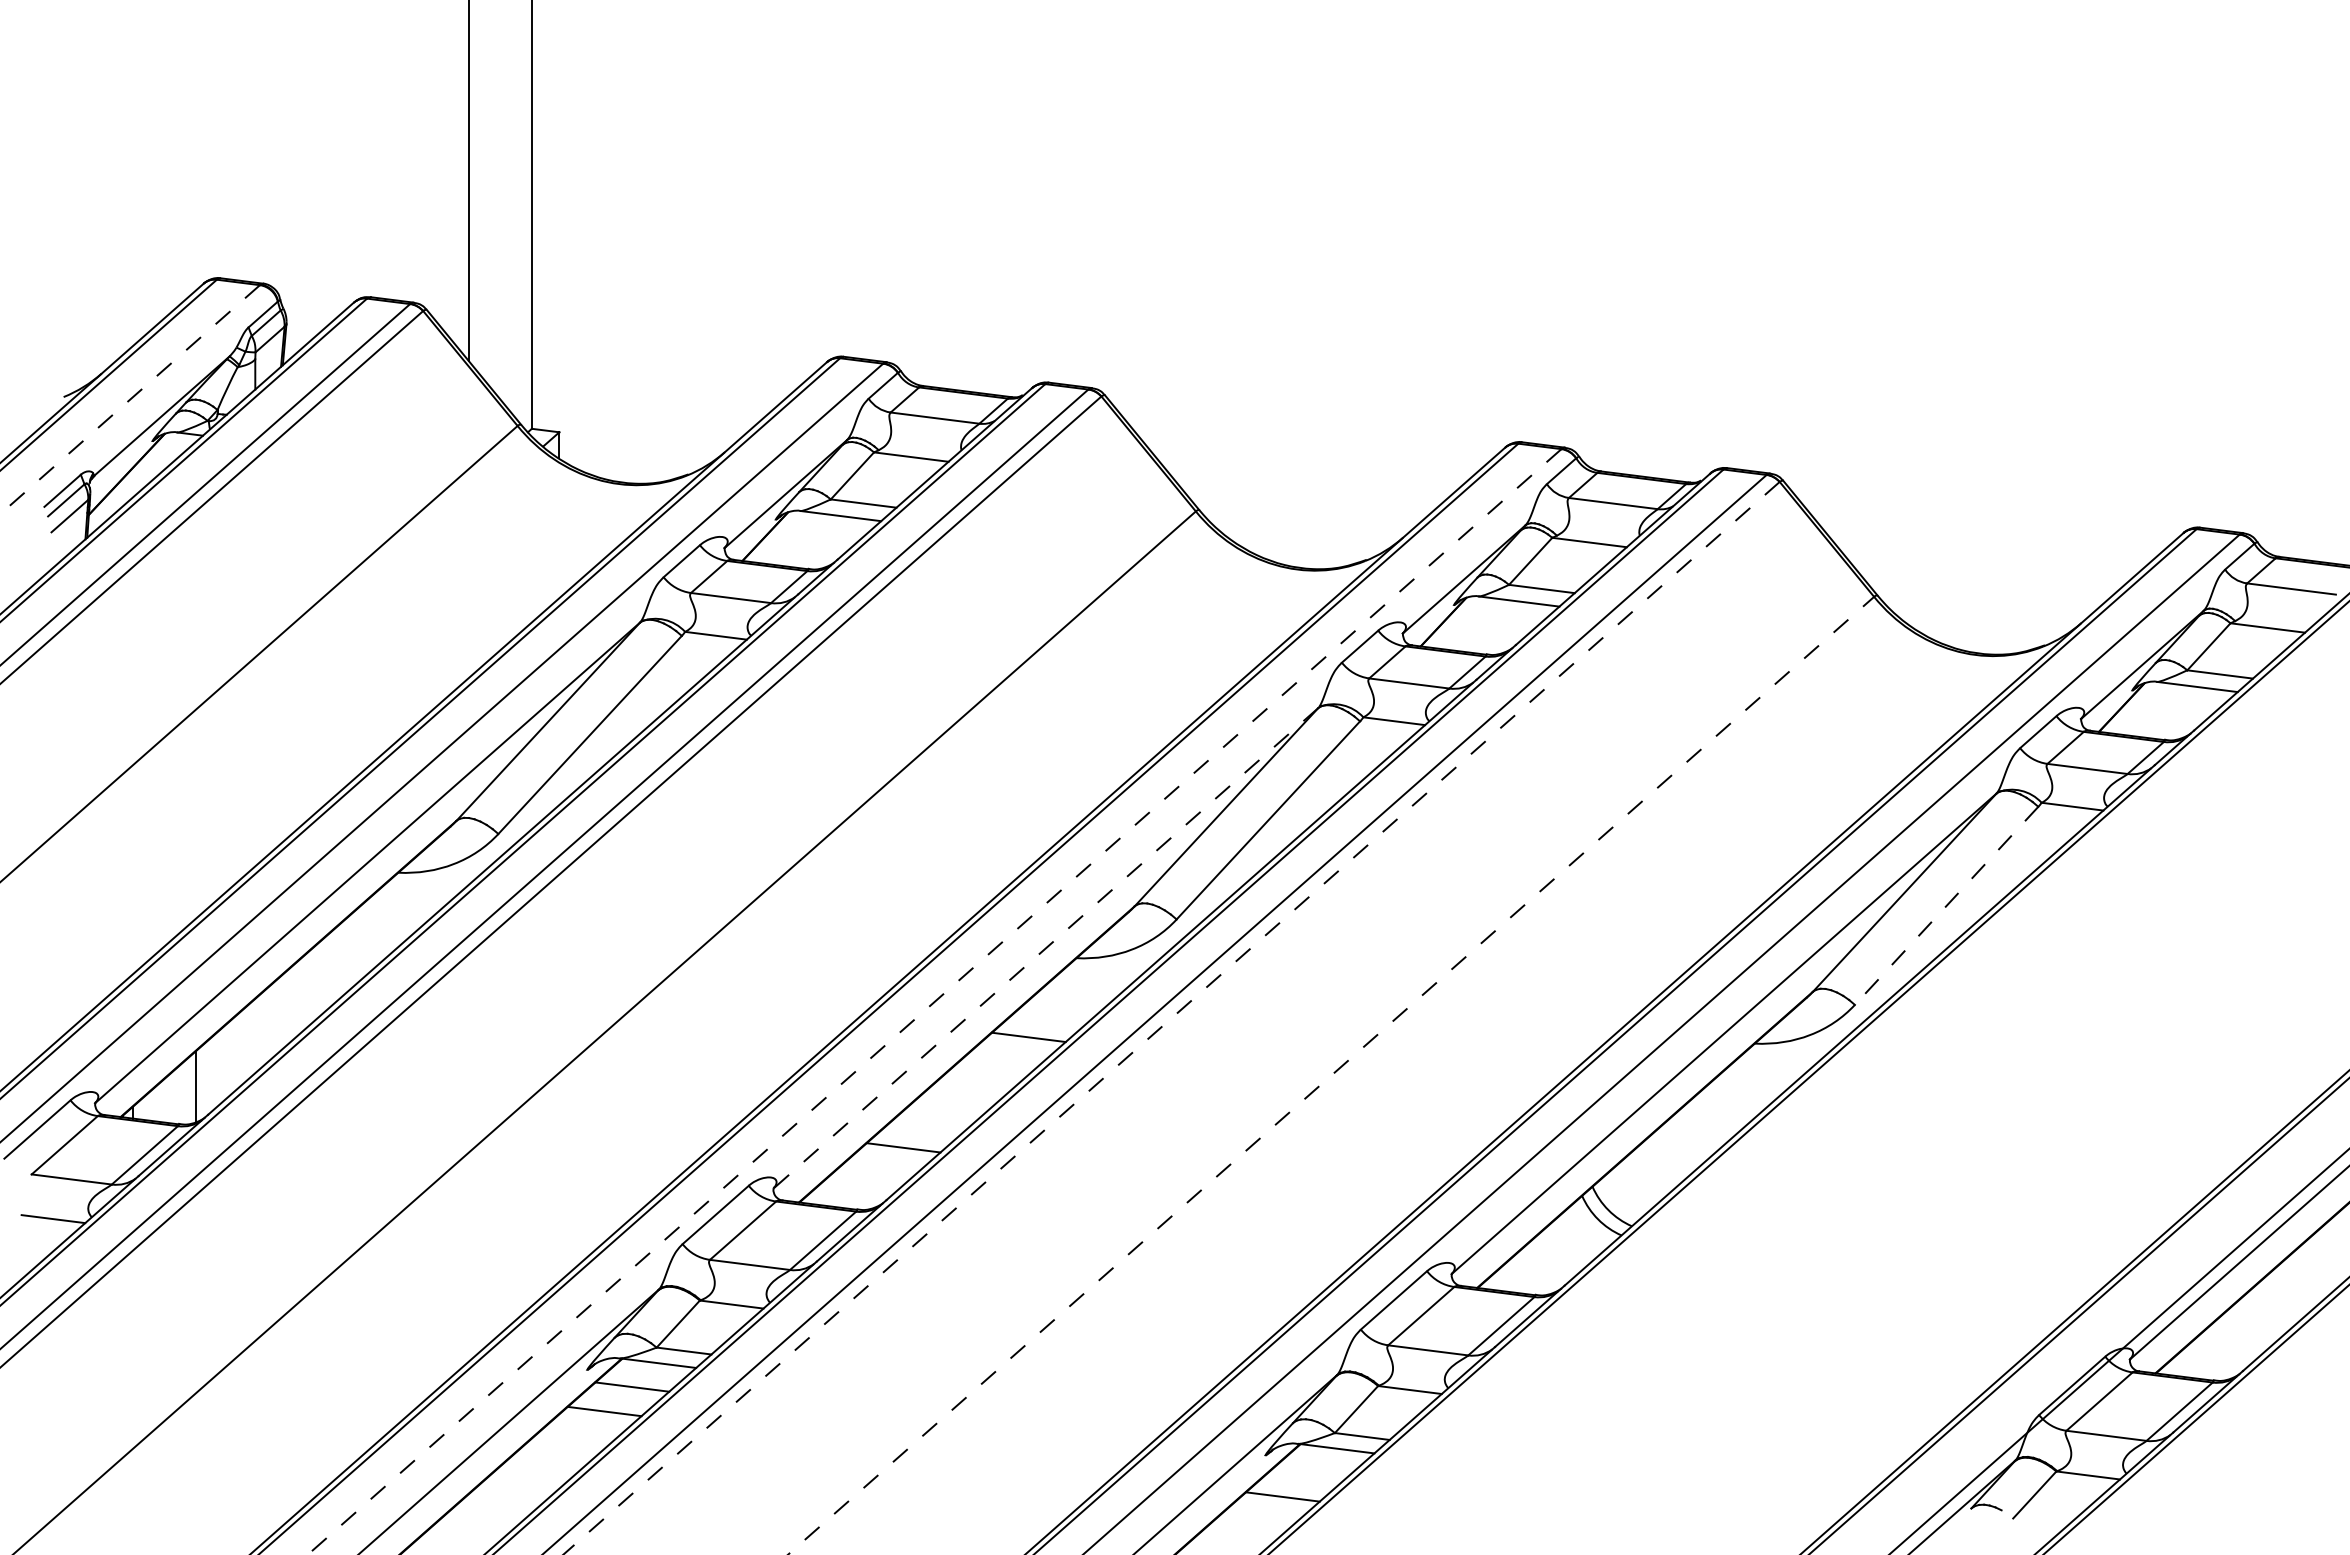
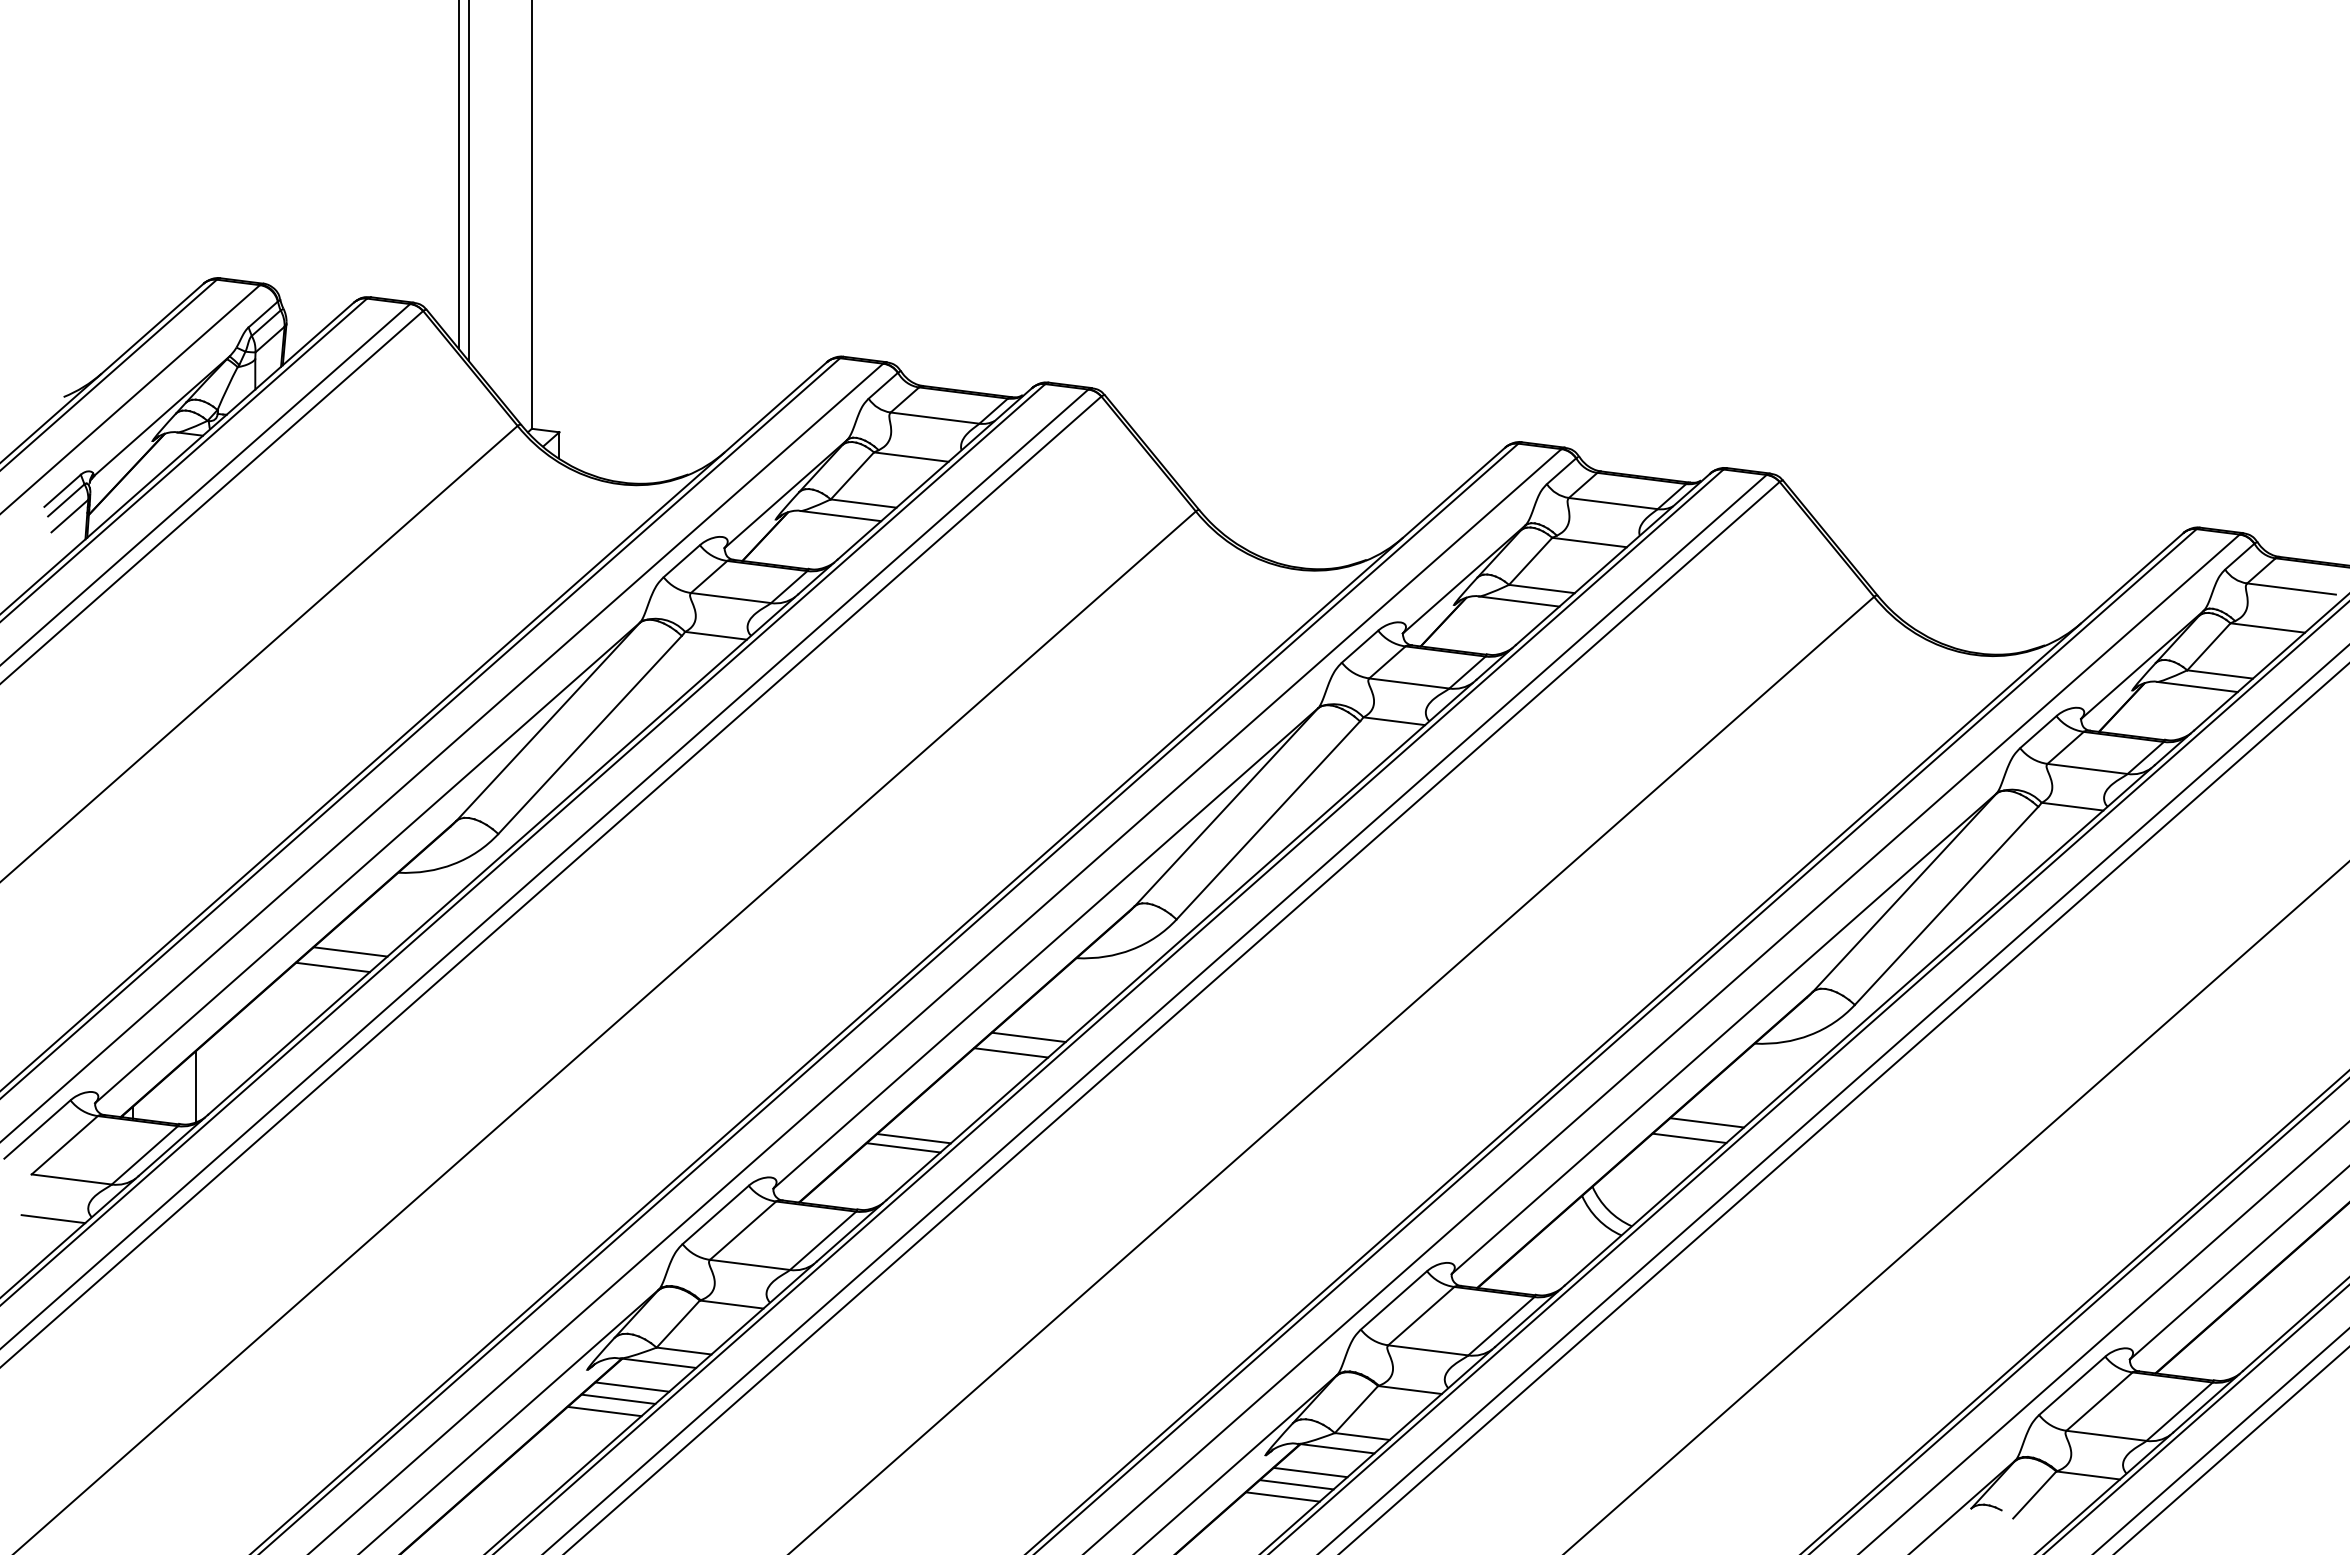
line: none -> present (458, 175)
line: dashed -> solid (130, 399)
line: dashed -> solid (1946, 905)
line: dashed -> solid (1045, 948)
line: none -> present (350, 951)
line: none -> present (332, 967)
line: dashed -> solid (934, 1002)
line: dashed -> solid (1171, 1018)
line: none -> present (1011, 1052)
line: dashed -> solid (1331, 1075)
line: none -> present (1833, 1099)
line: none -> present (1843, 1108)
line: none -> present (1707, 1122)
line: none -> present (913, 1138)
line: none -> present (1689, 1138)
line: none -> present (1956, 1207)
line position: (2119, 1351) -> (2103, 1337) (2103, 1337)
line: none -> present (618, 1398)
line: none -> present (2221, 1440)
line: none -> present (2231, 1450)
line: none -> present (1310, 1472)
line: none -> present (1296, 1484)
